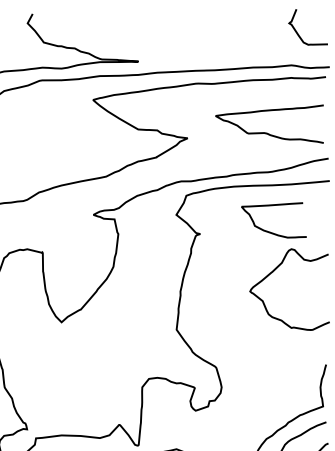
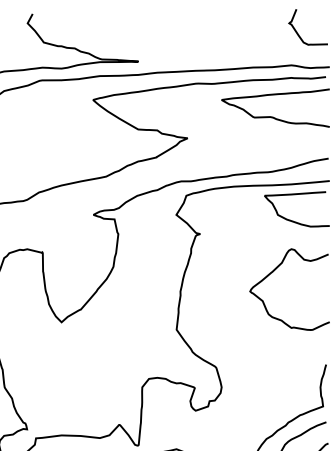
curve position: (267, 132) -> (273, 116) (273, 116)
curve position: (270, 231) -> (293, 220) (293, 220)
